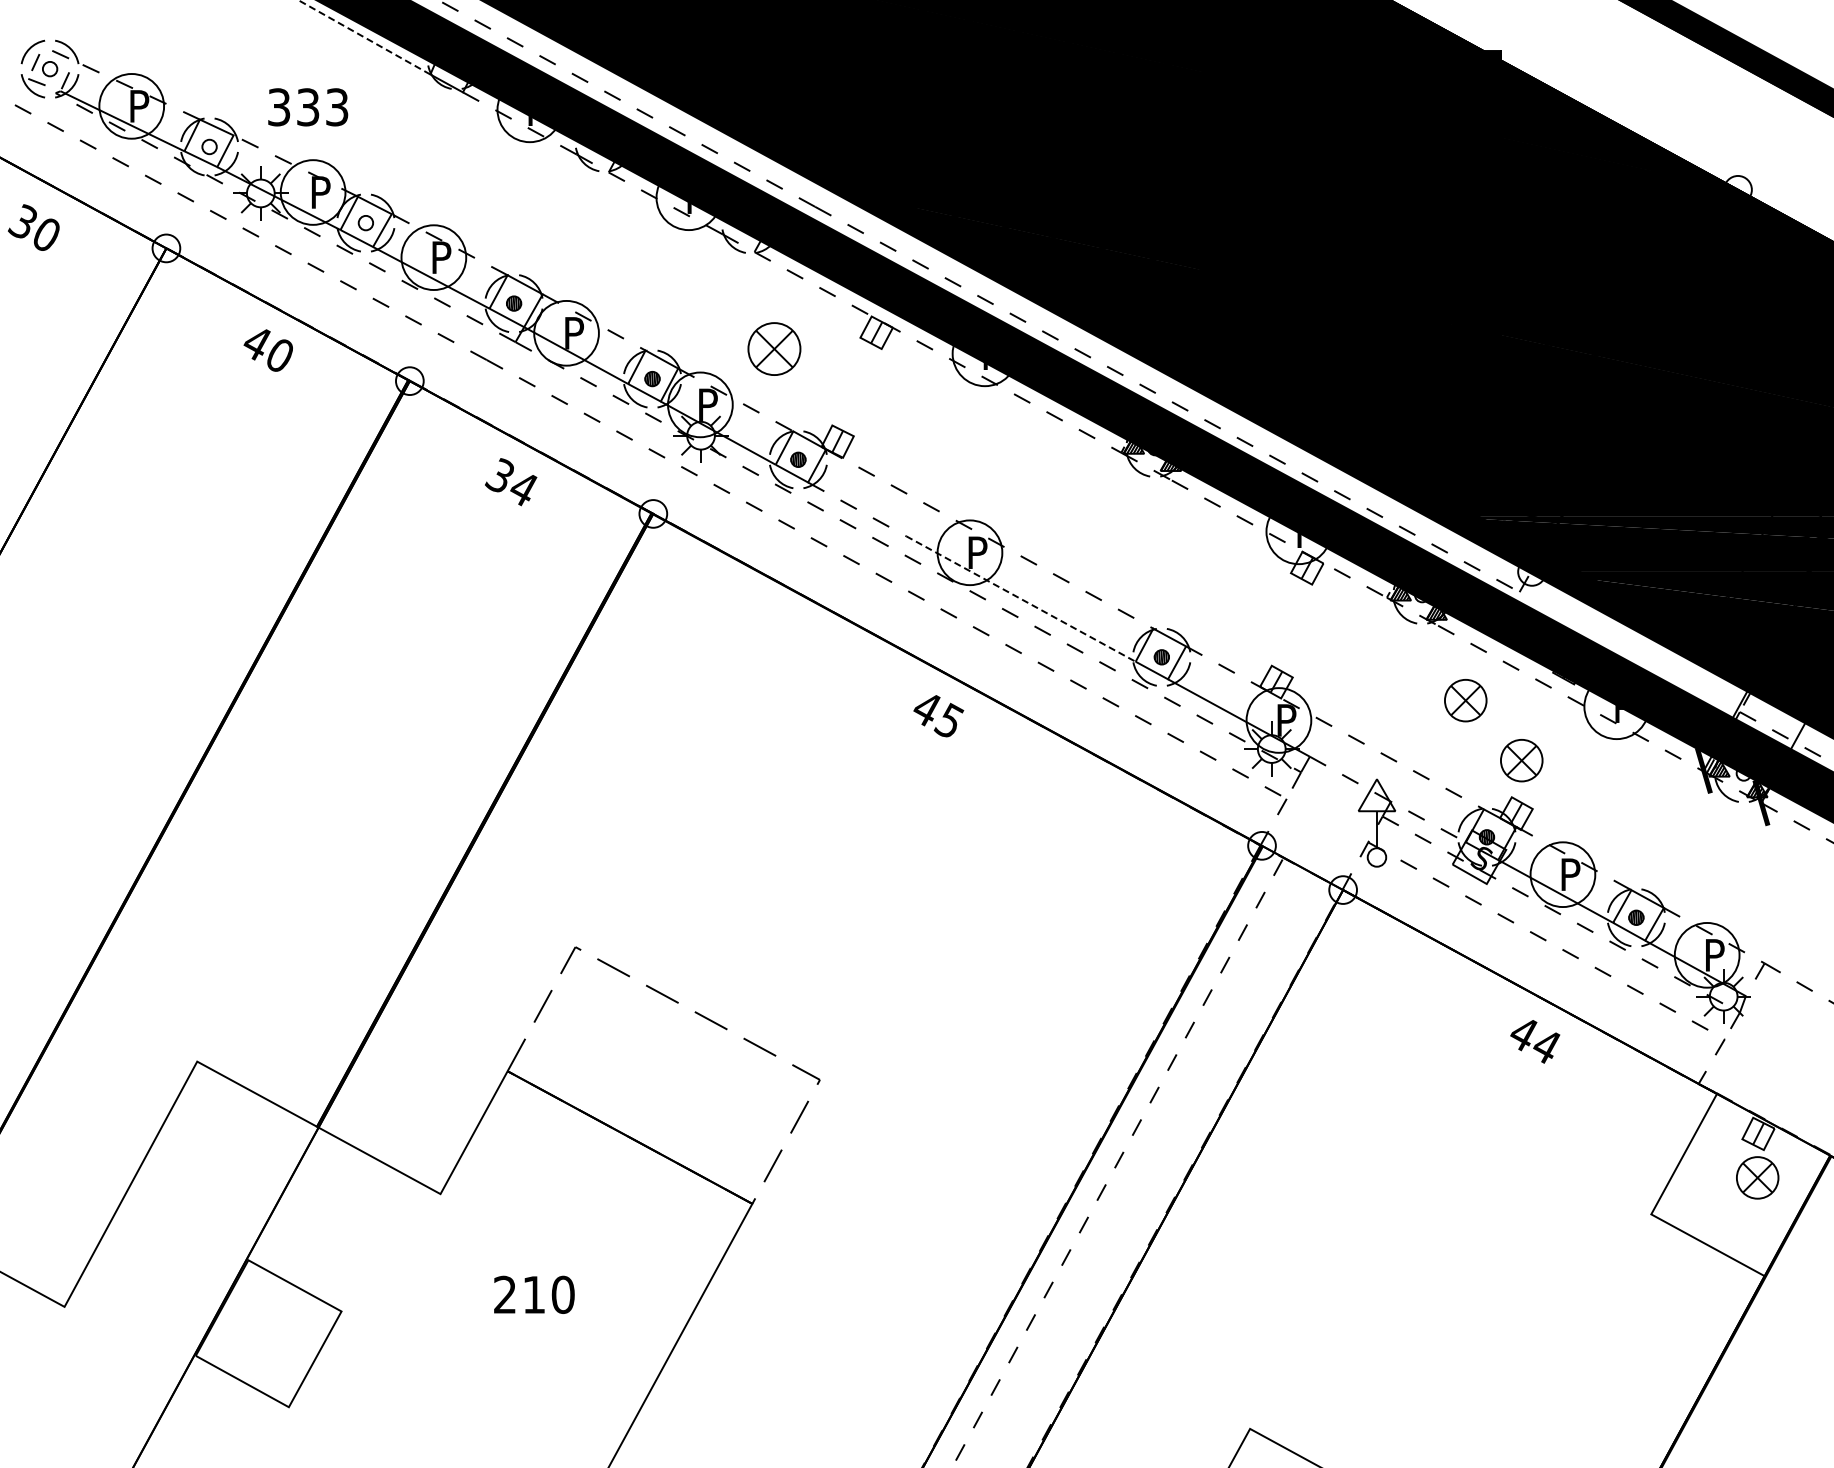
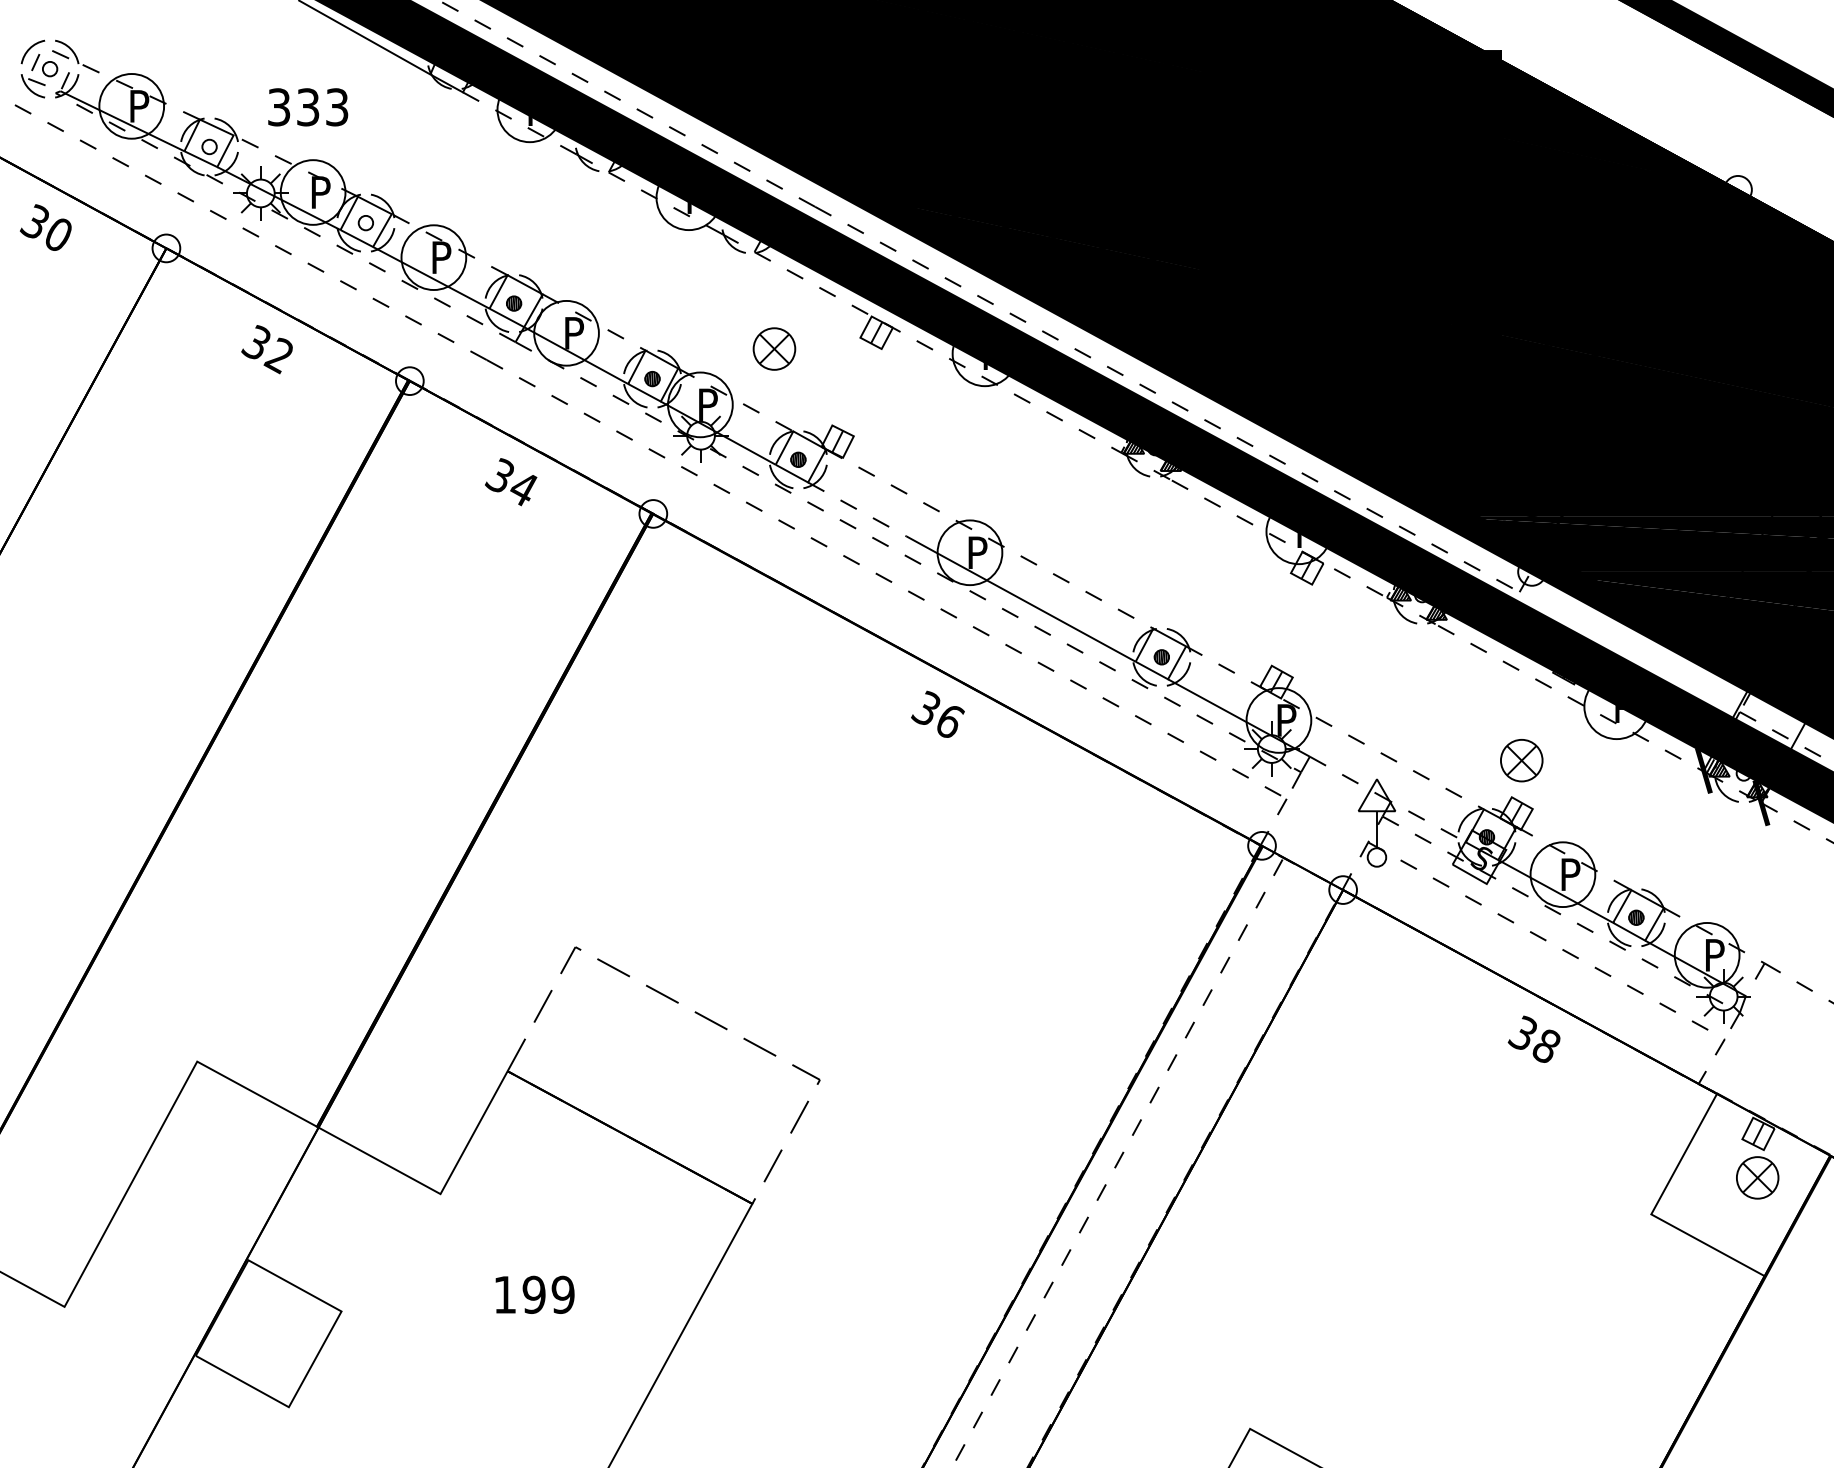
line: dashed -> solid (364, 37)
text position: (33, 227) -> (45, 227) (45, 227)
part size: 55x54 px -> 45x44 px (774, 348)
text: 40 -> 32 (266, 349)
line: dashed -> solid (1020, 599)
part: present -> none (1465, 700)
text: 45 -> 36 (937, 713)
text: 44 -> 38 (1533, 1039)
text: 210 -> 199 (534, 1294)
